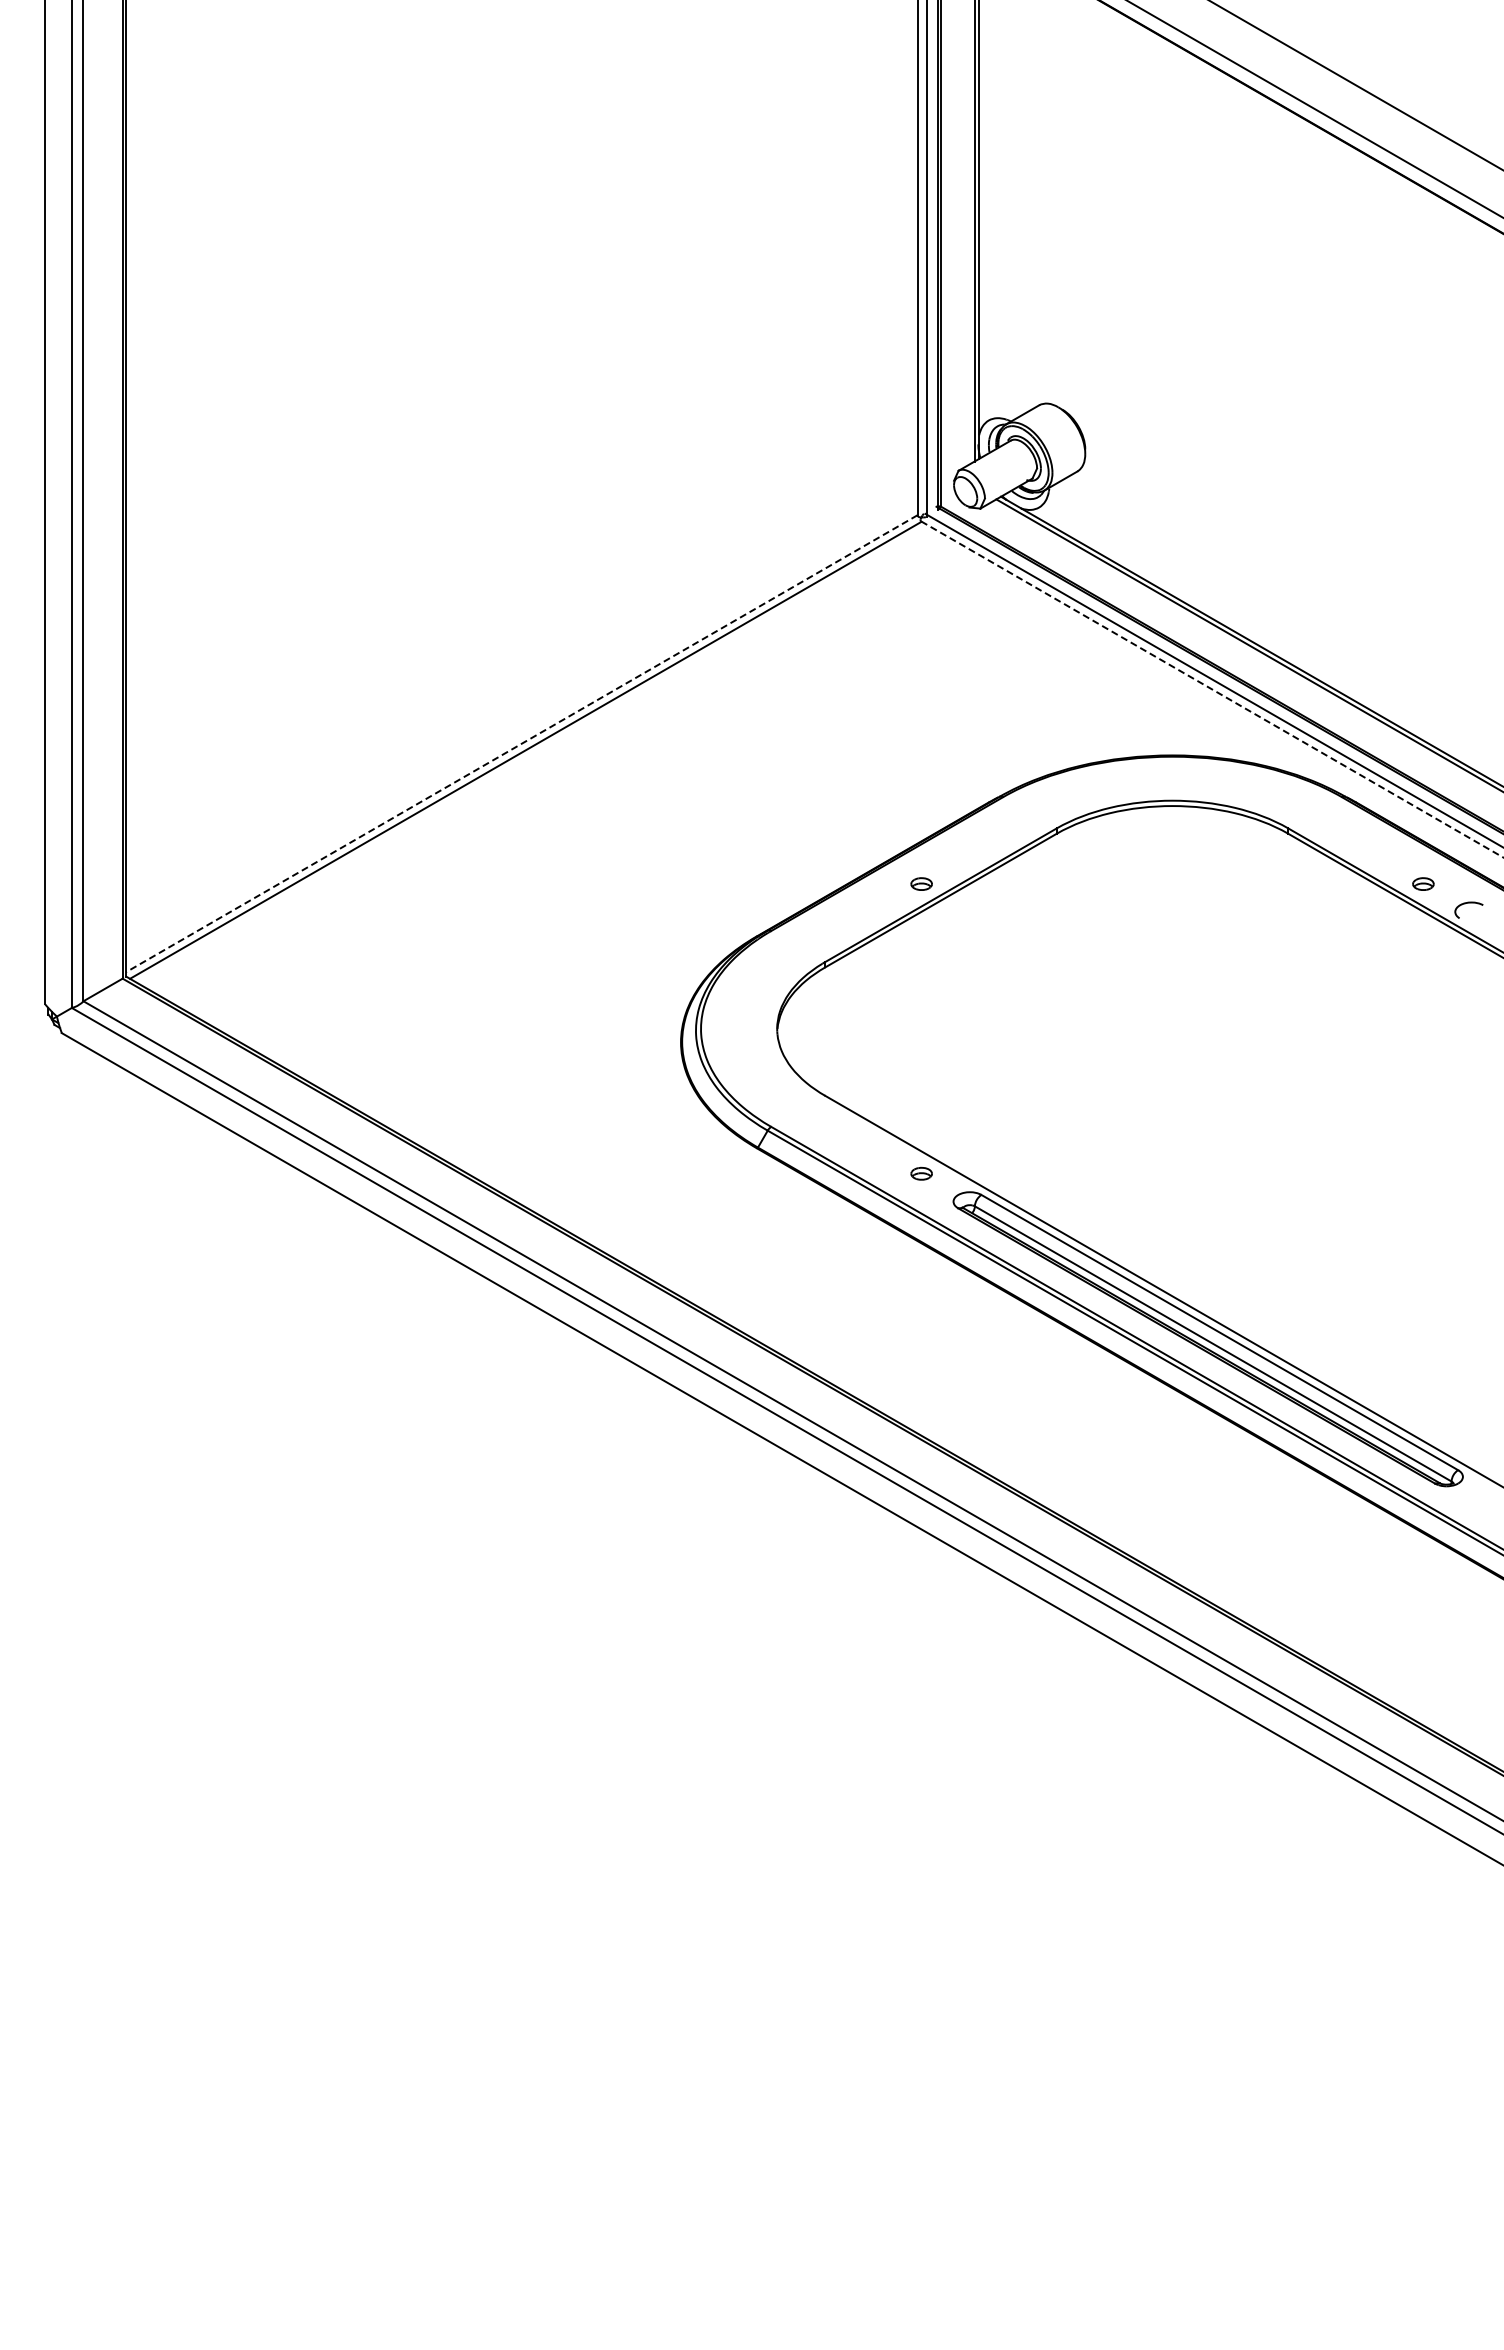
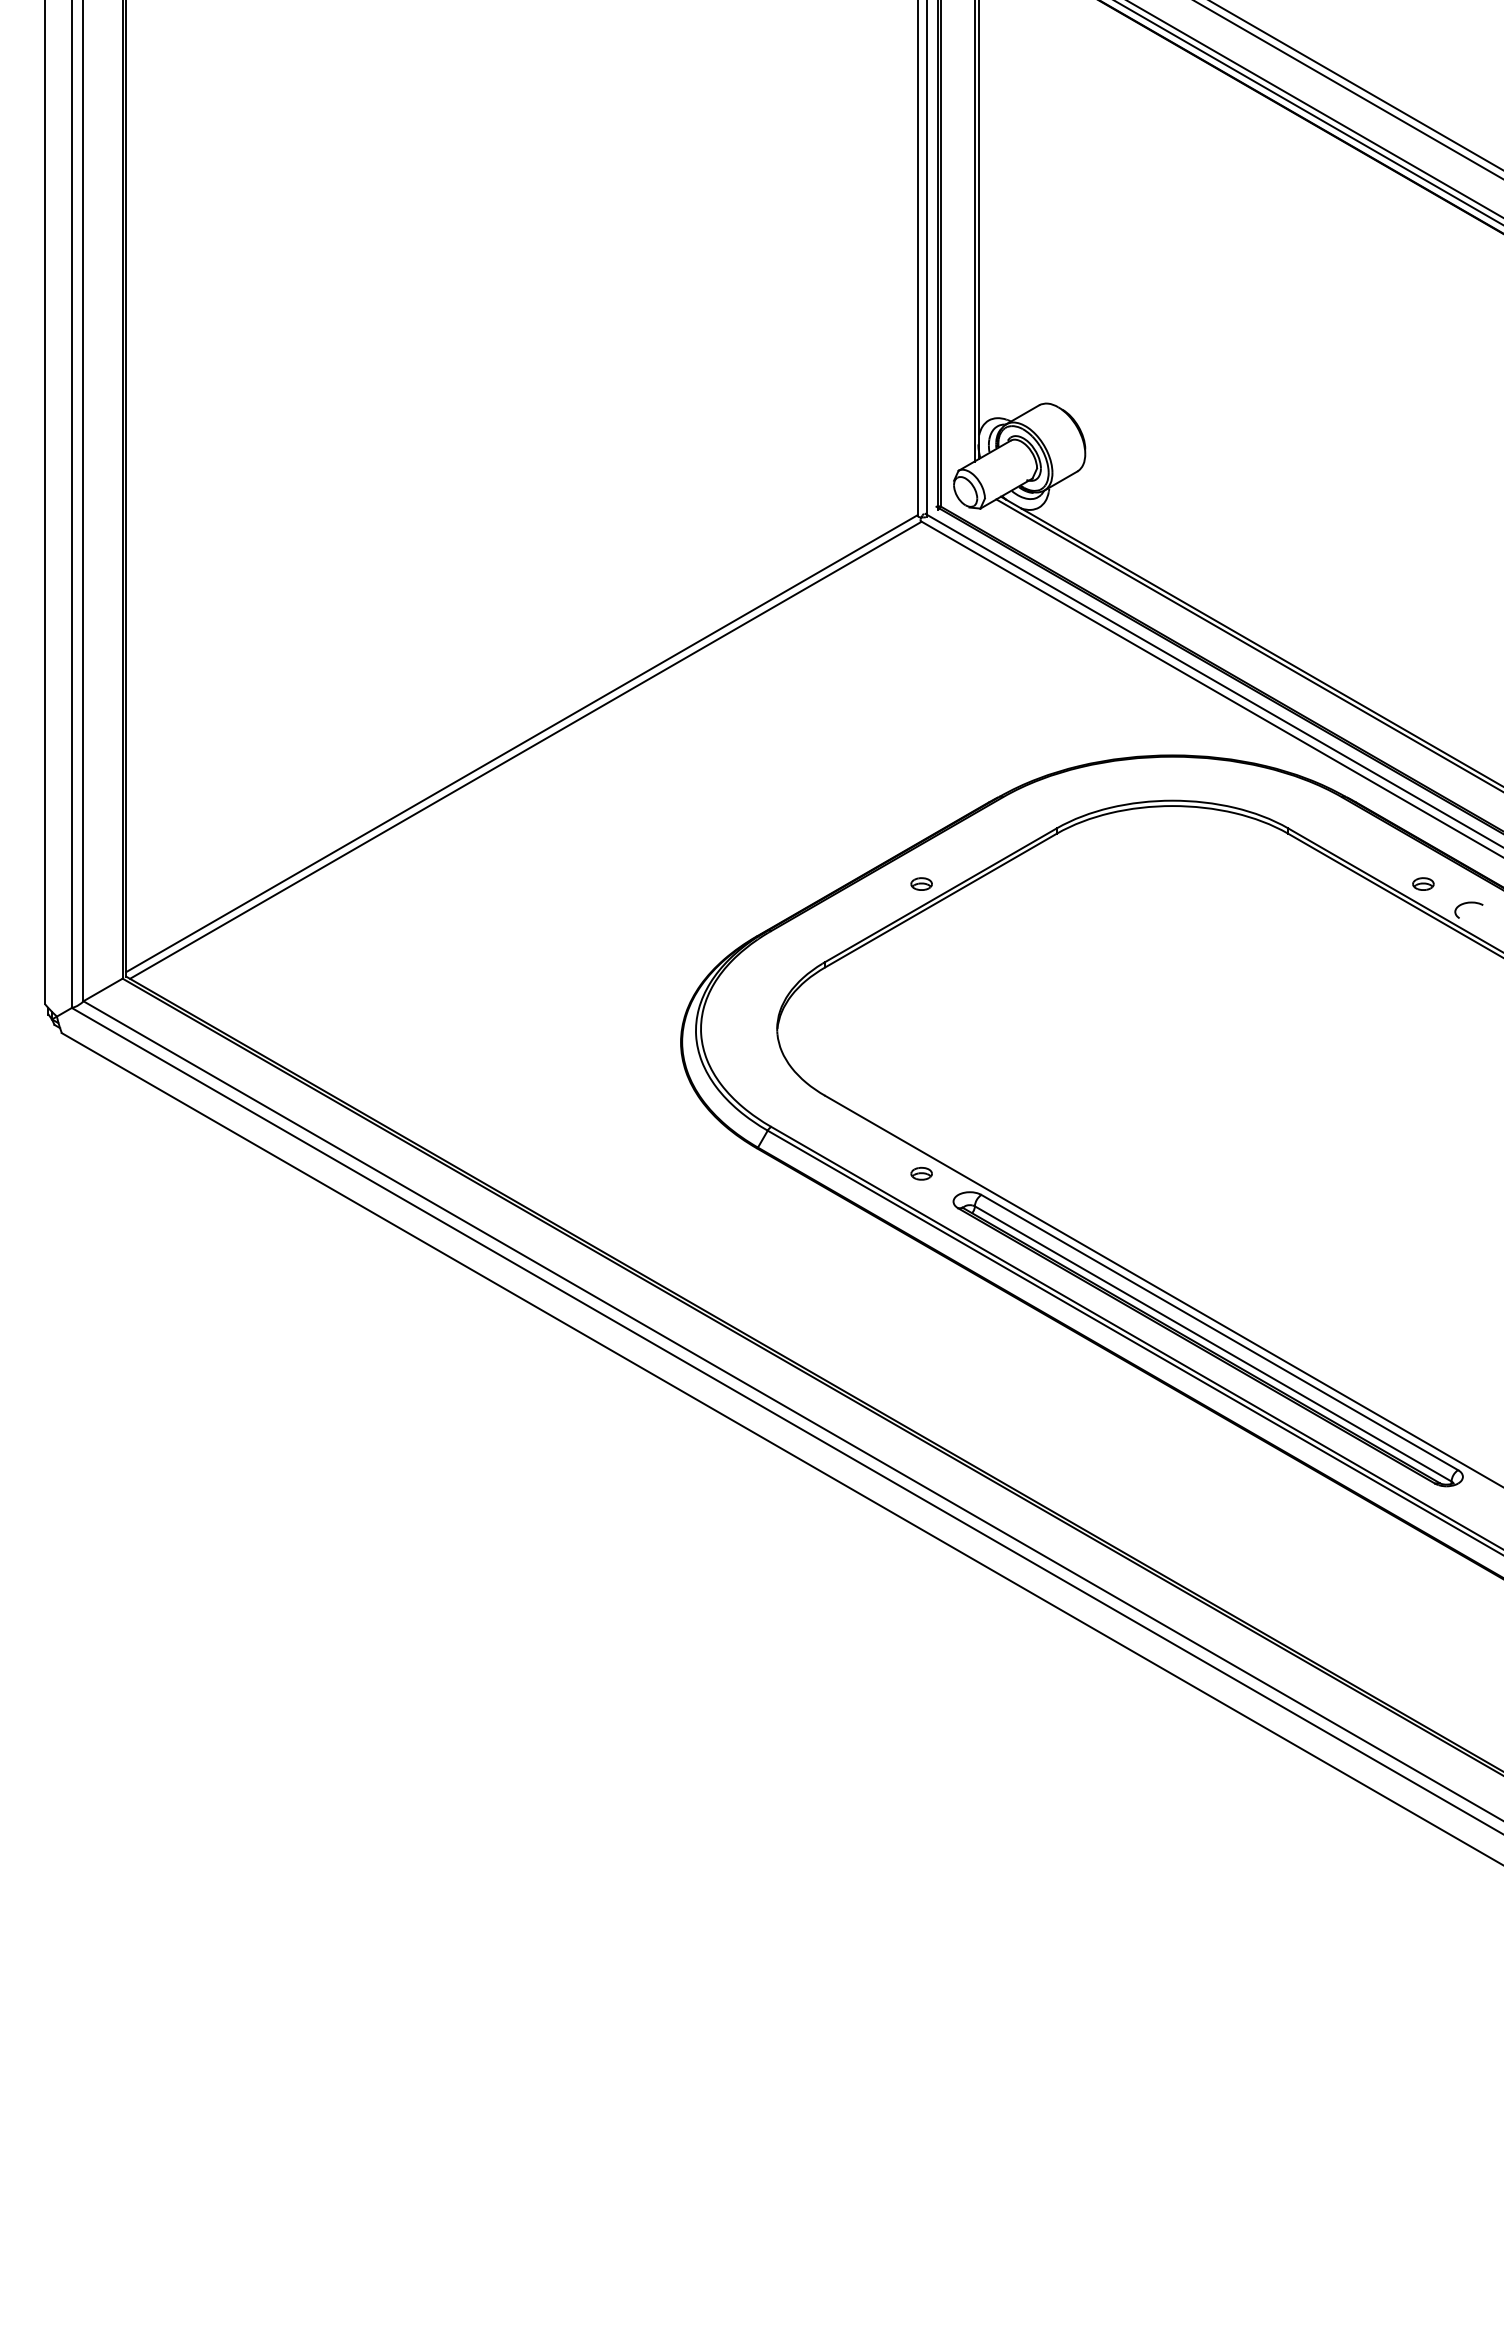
line: none -> present (1348, 89)
line: none -> present (1308, 112)
line: dashed -> solid (1212, 689)
line: dashed -> solid (521, 743)
